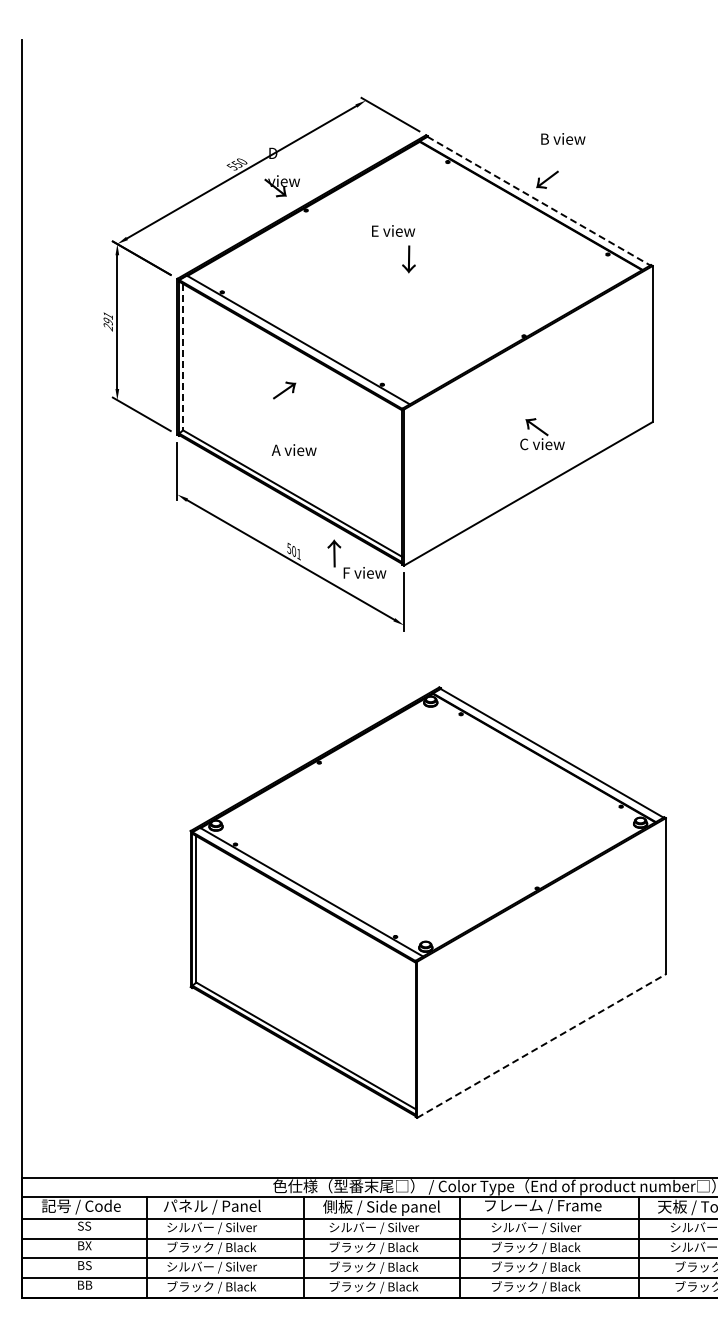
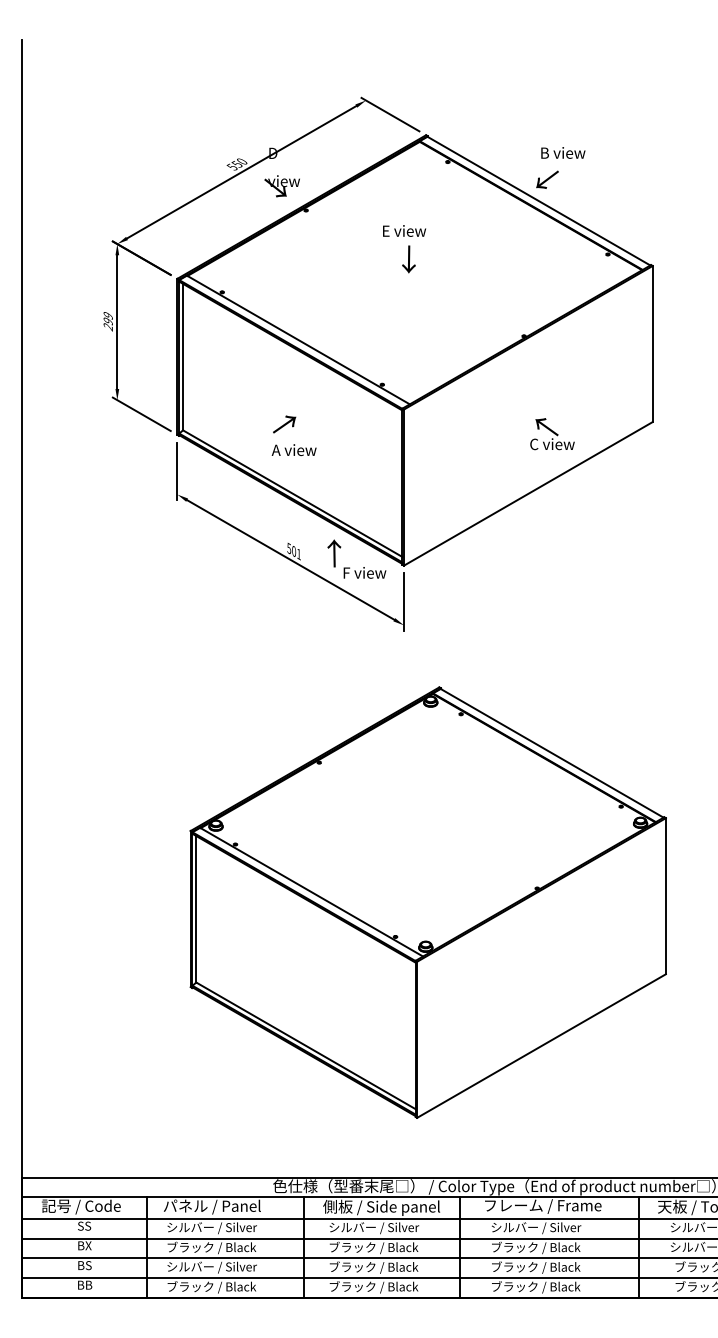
text position: (563, 138) -> (563, 152) (563, 152)
line: dashed -> solid (538, 201)
text position: (393, 230) -> (404, 230) (404, 230)
text: 291 -> 299 (107, 315)
line: dashed -> solid (183, 357)
text position: (284, 390) -> (284, 424) (284, 424)
text position: (542, 434) -> (552, 434) (552, 434)
line: dashed -> solid (541, 1046)
